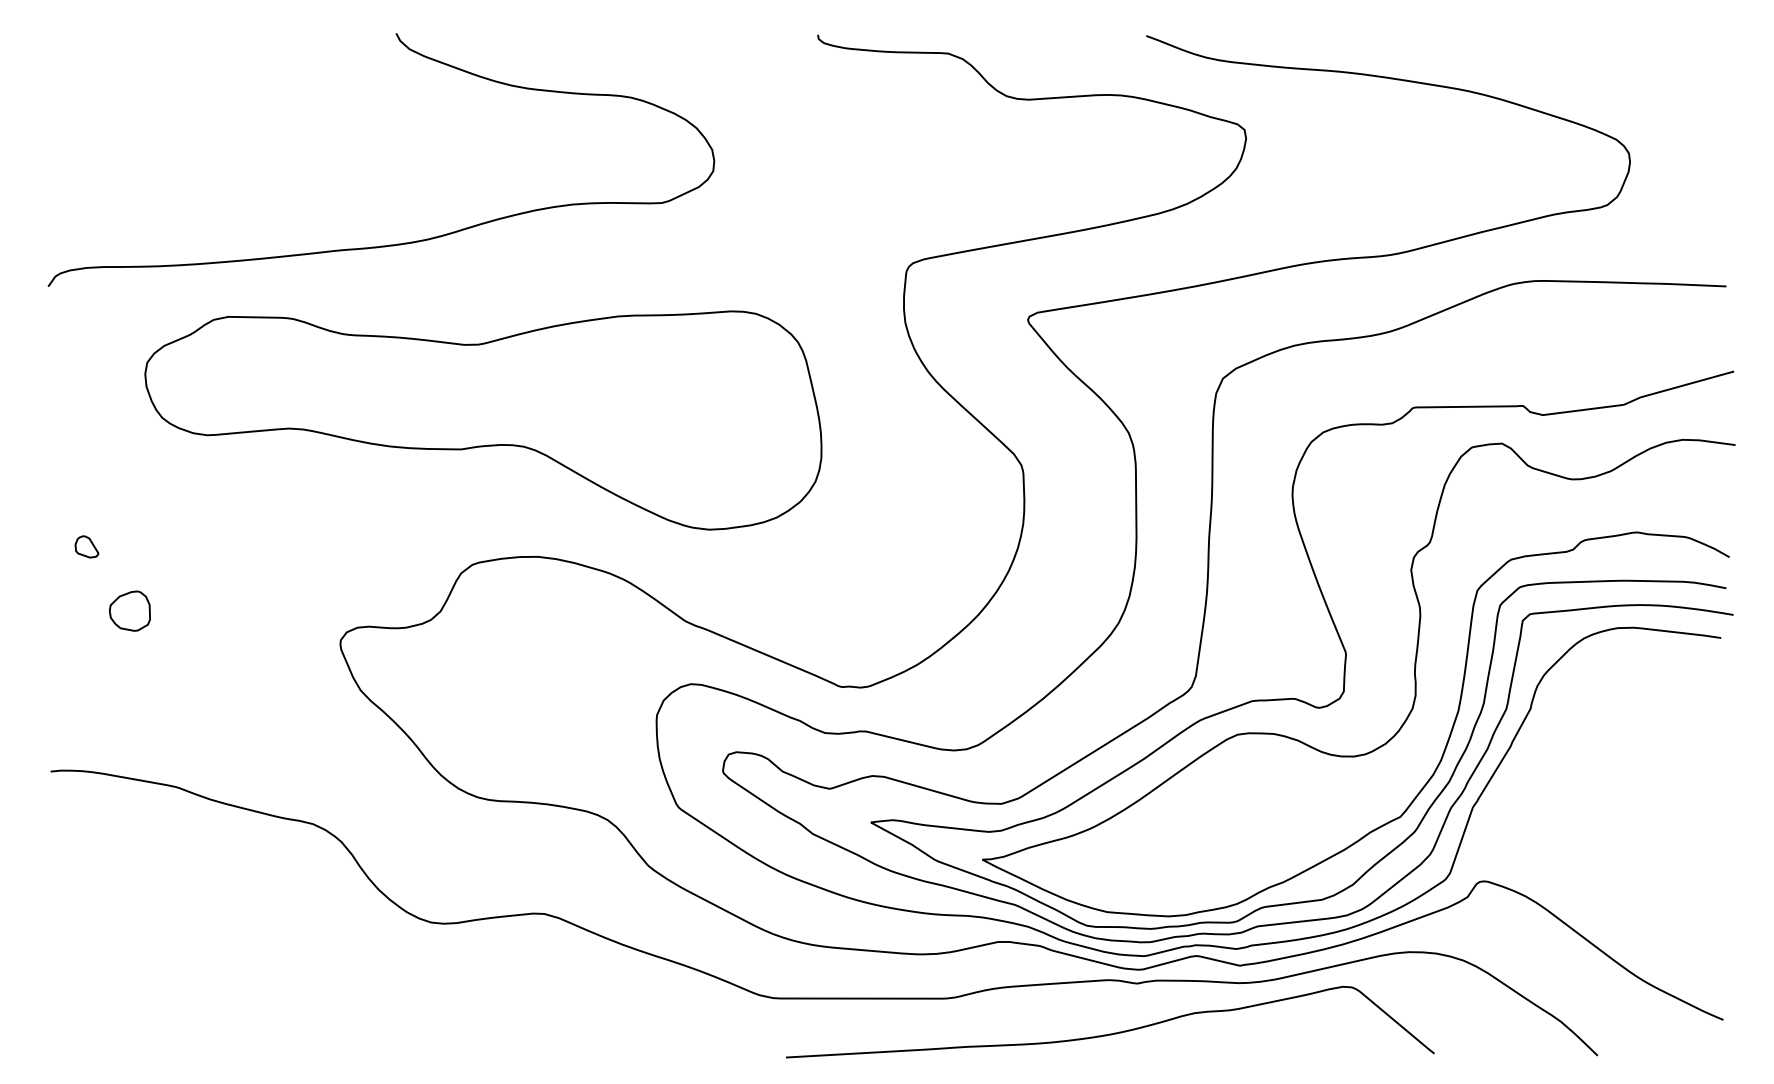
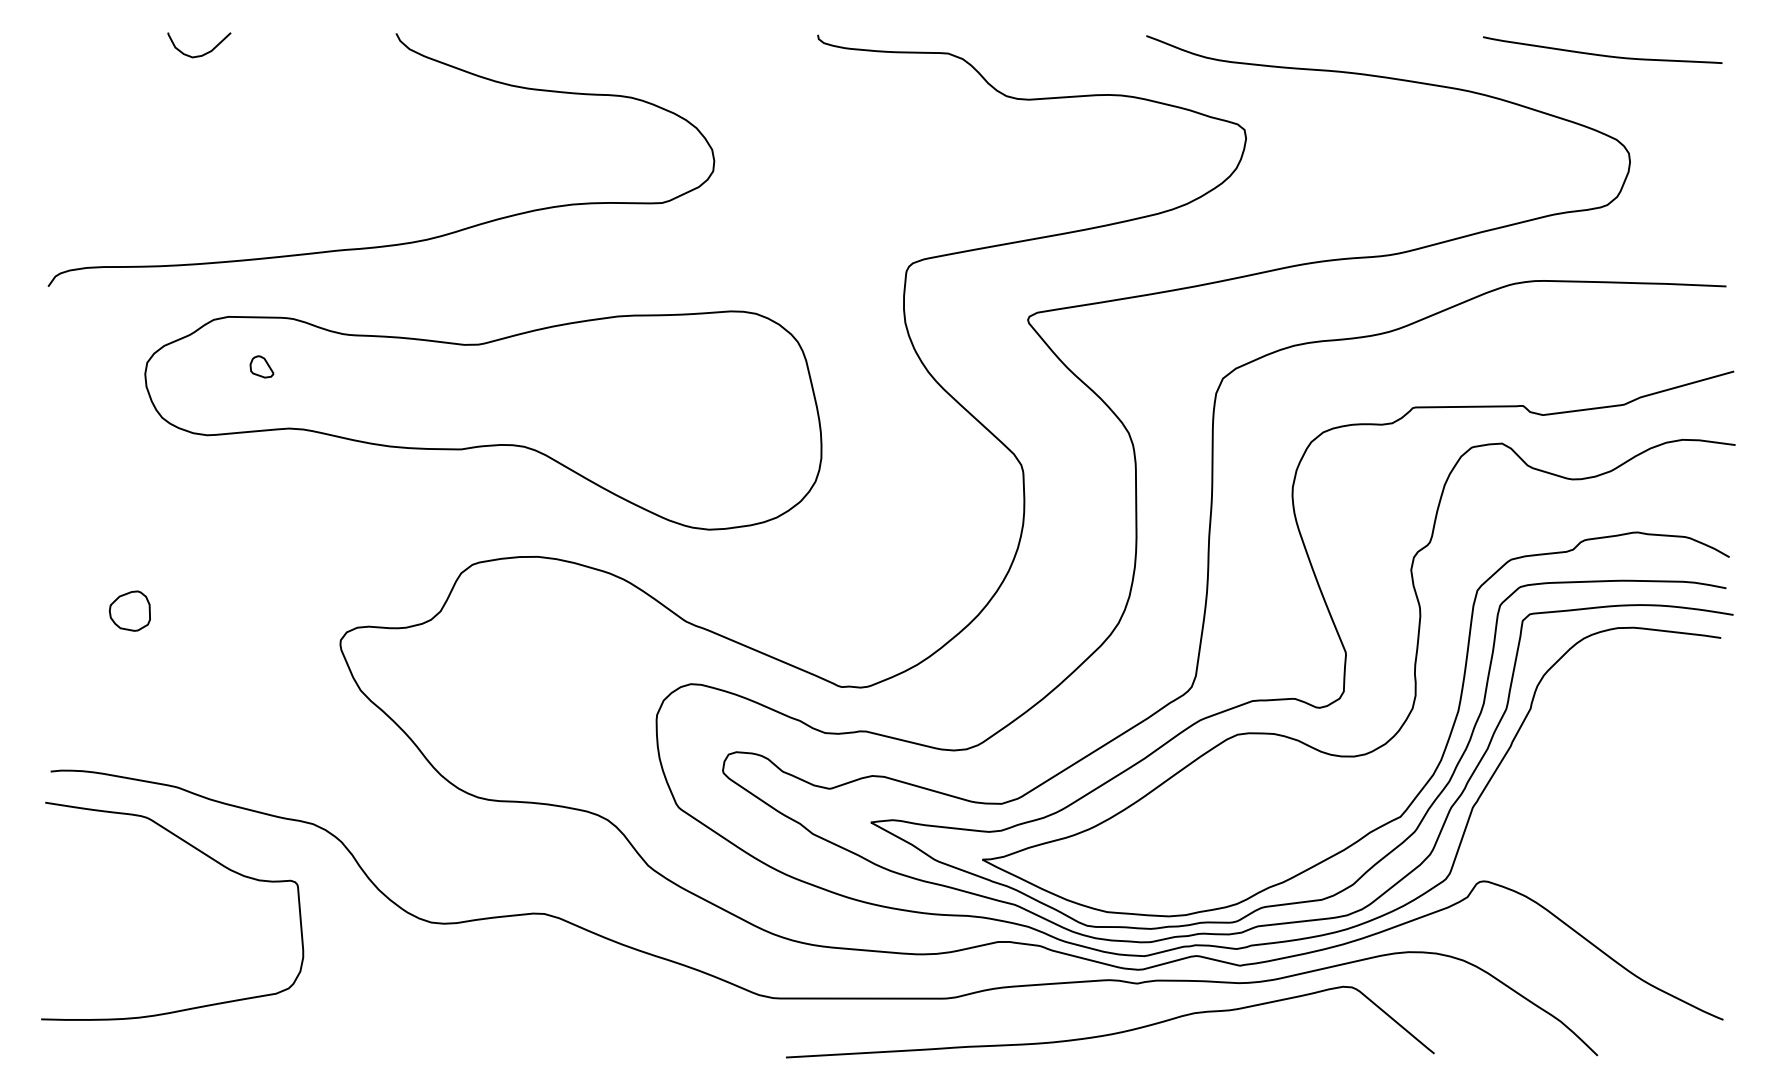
curve: none -> present (204, 53)
curve: none -> present (1602, 54)
part position: (86, 546) -> (261, 366) (261, 366)
curve: none -> present (206, 856)
